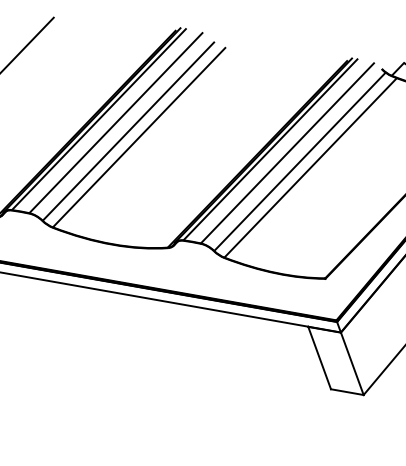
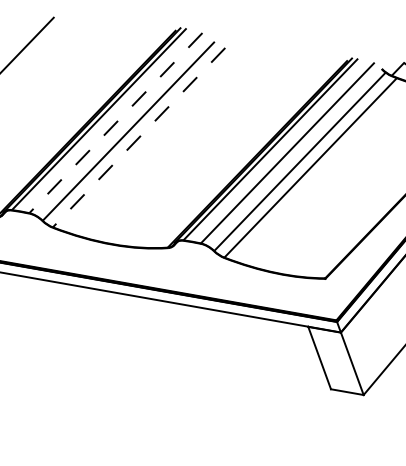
line: solid -> dashed (115, 123)
line: solid -> dashed (138, 138)
